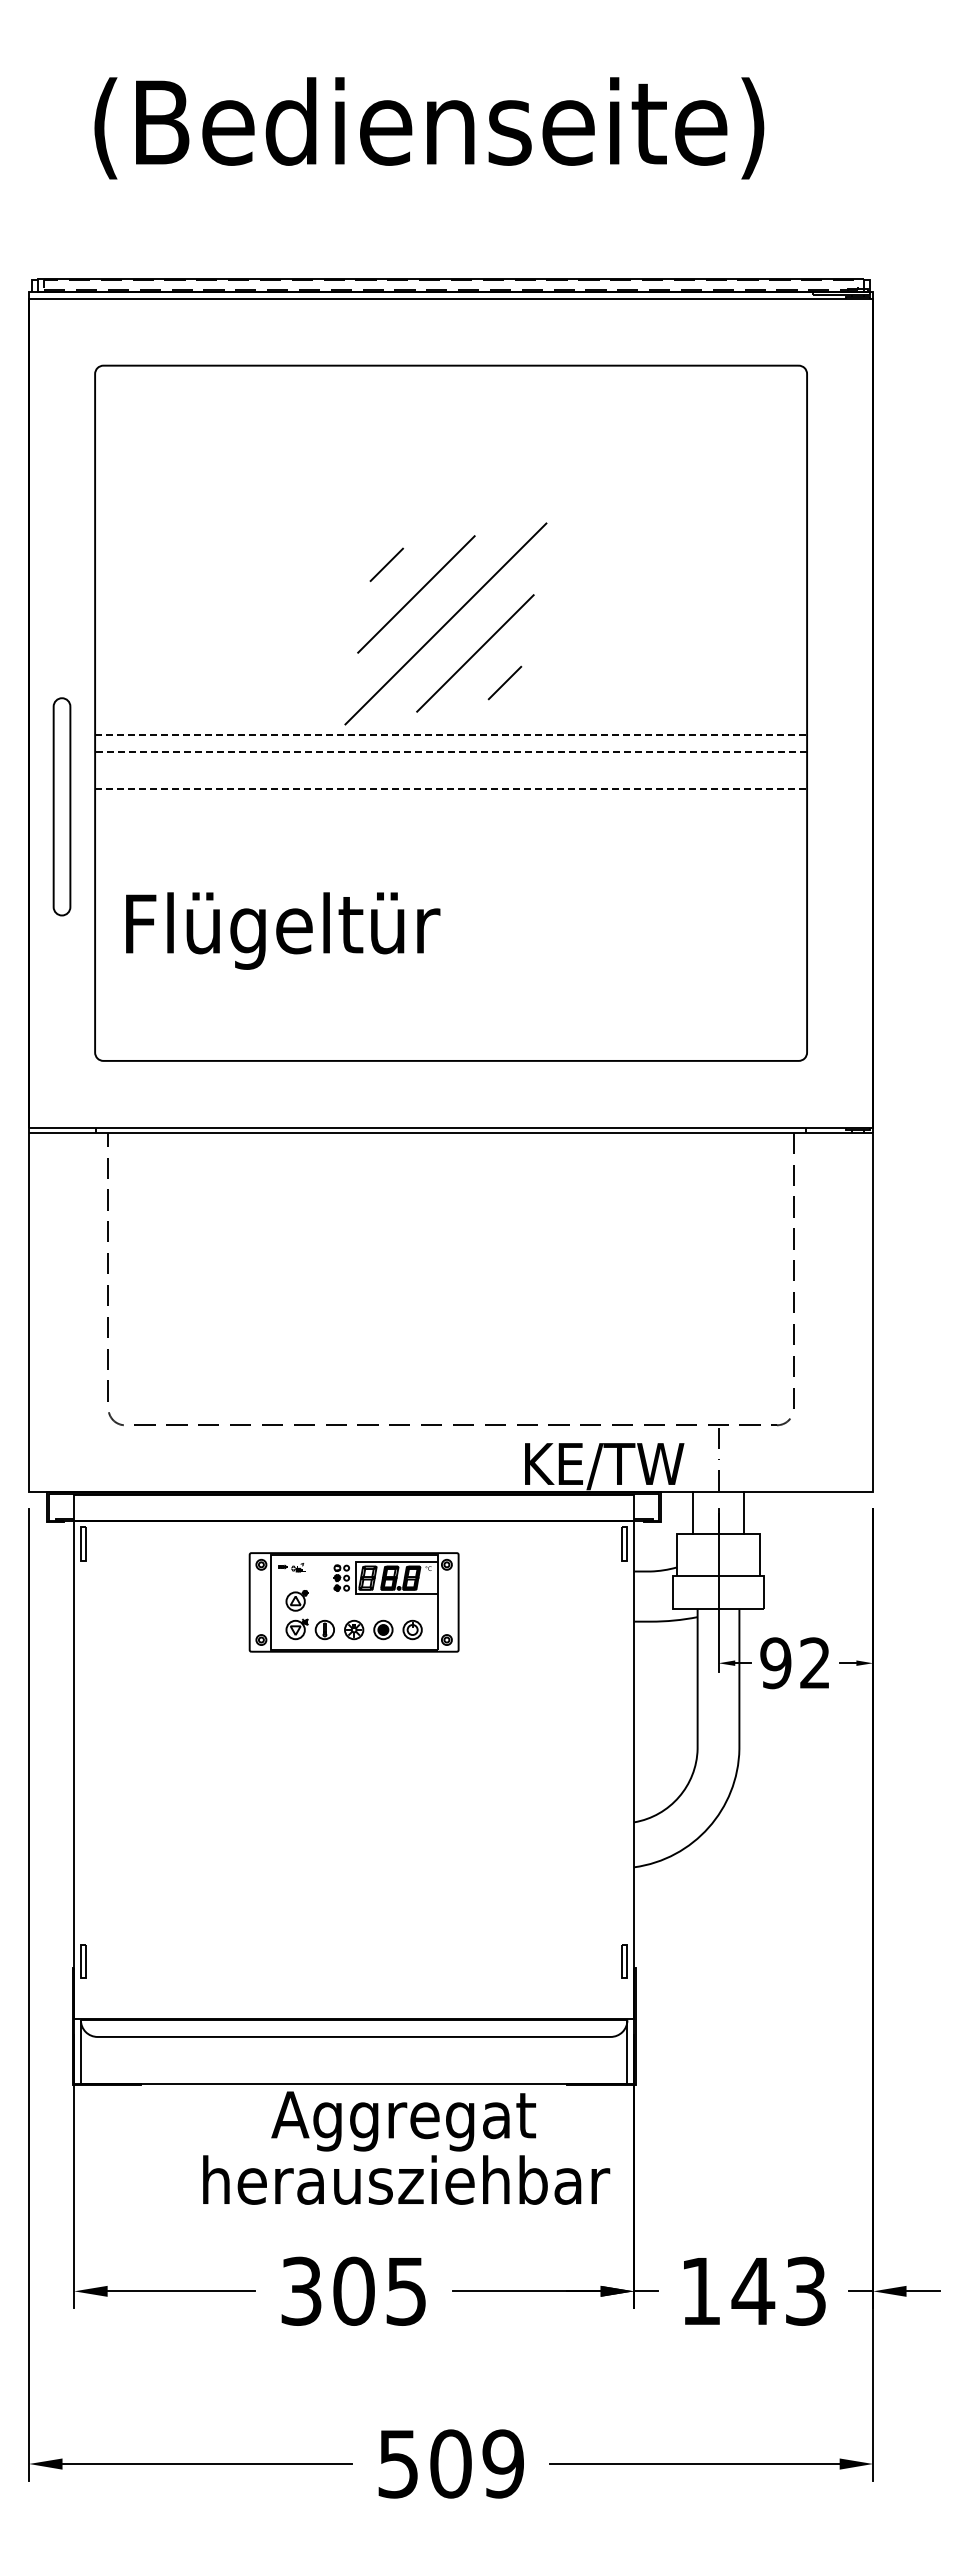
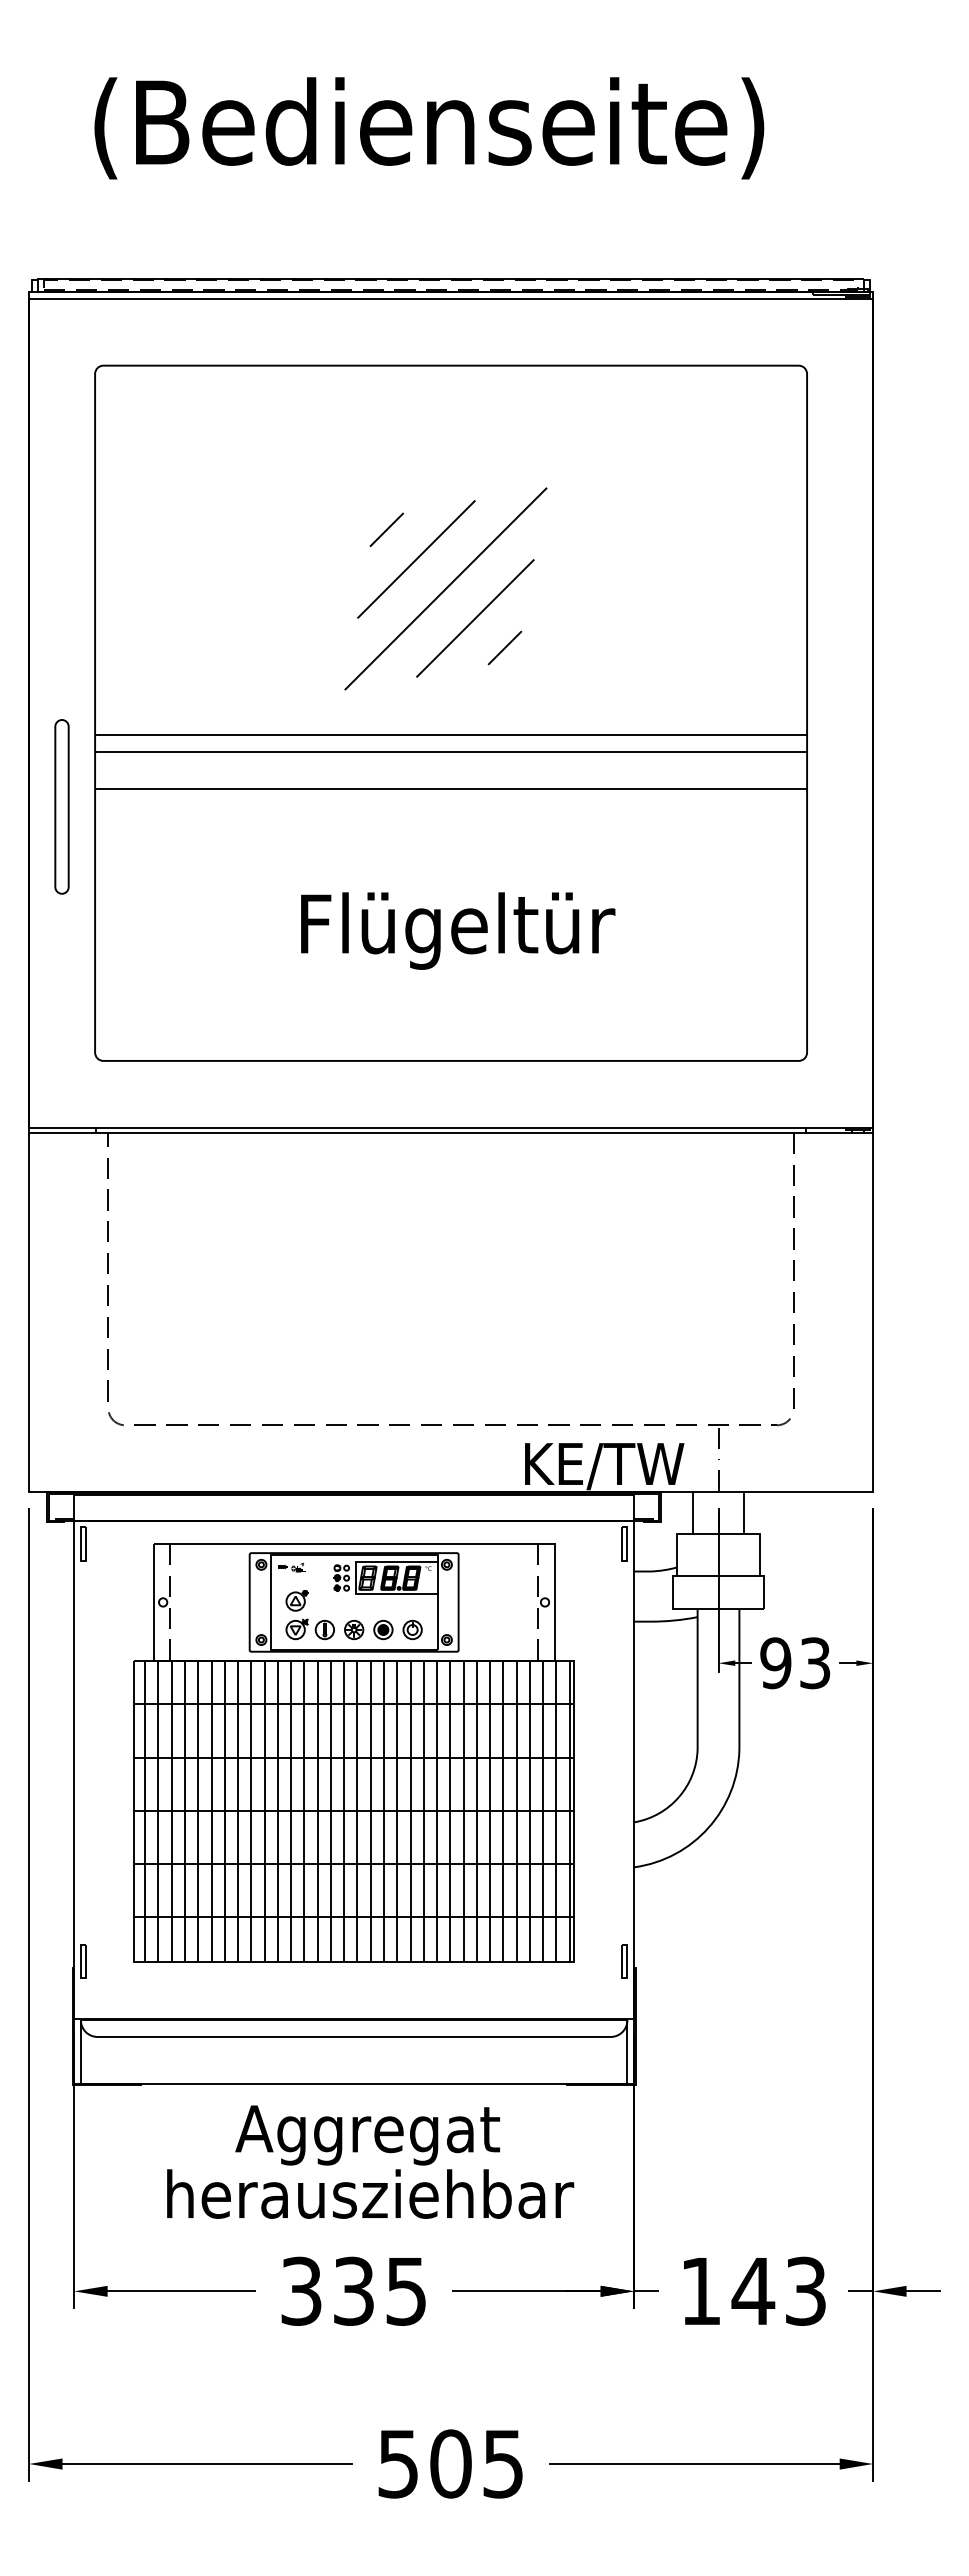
part position: (445, 623) -> (445, 588) (445, 588)
line: dashed -> solid (451, 735)
line: dashed -> solid (451, 751)
line: dashed -> solid (451, 788)
part size: 20x220 px -> 16x176 px (61, 806)
text position: (283, 930) -> (458, 930) (458, 930)
text: 92 -> 93 (815, 1663)
part: none -> present (353, 1752)
text position: (406, 2147) -> (370, 2161) (370, 2161)
text: 305 -> 335 (353, 2290)
text: 509 -> 505 (502, 2463)
